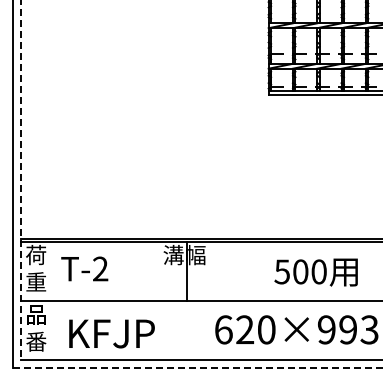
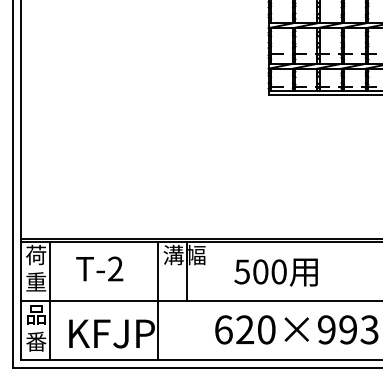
line: dashed -> solid (21, 180)
text position: (84, 268) -> (99, 268) (99, 268)
text position: (315, 272) -> (275, 272) (275, 272)
line: none -> present (49, 301)
line: none -> present (158, 301)
line: dashed -> solid (198, 368)
